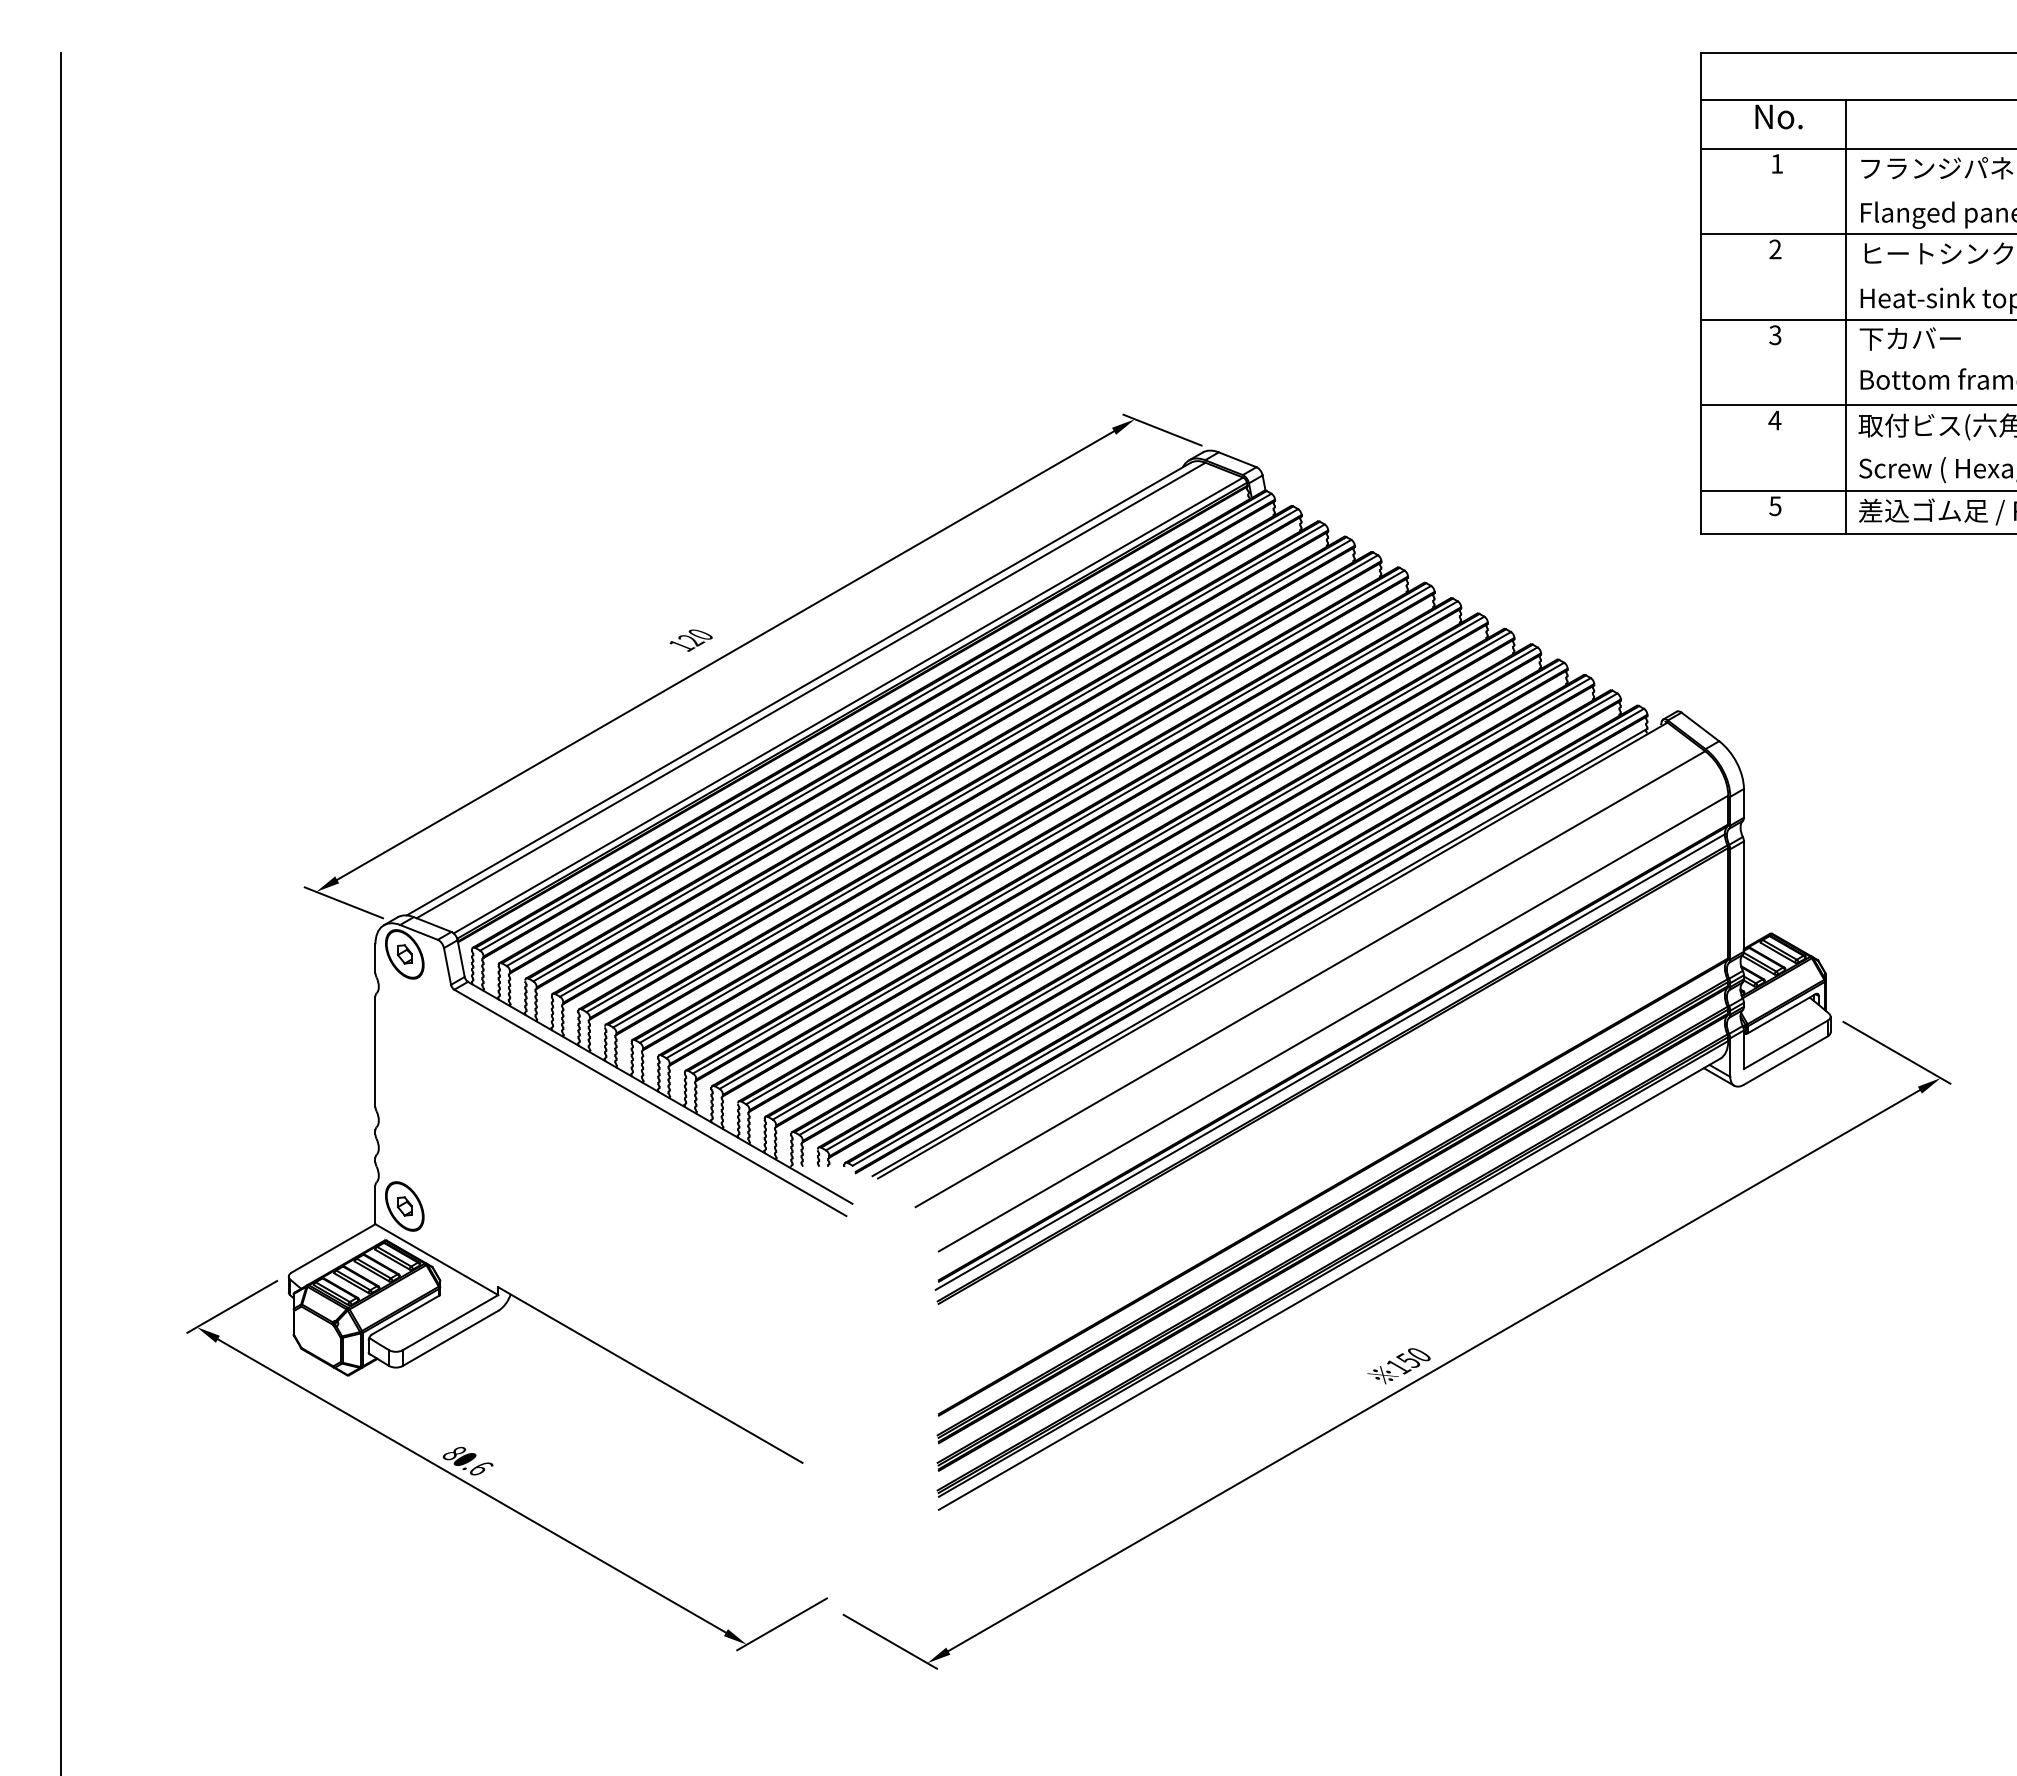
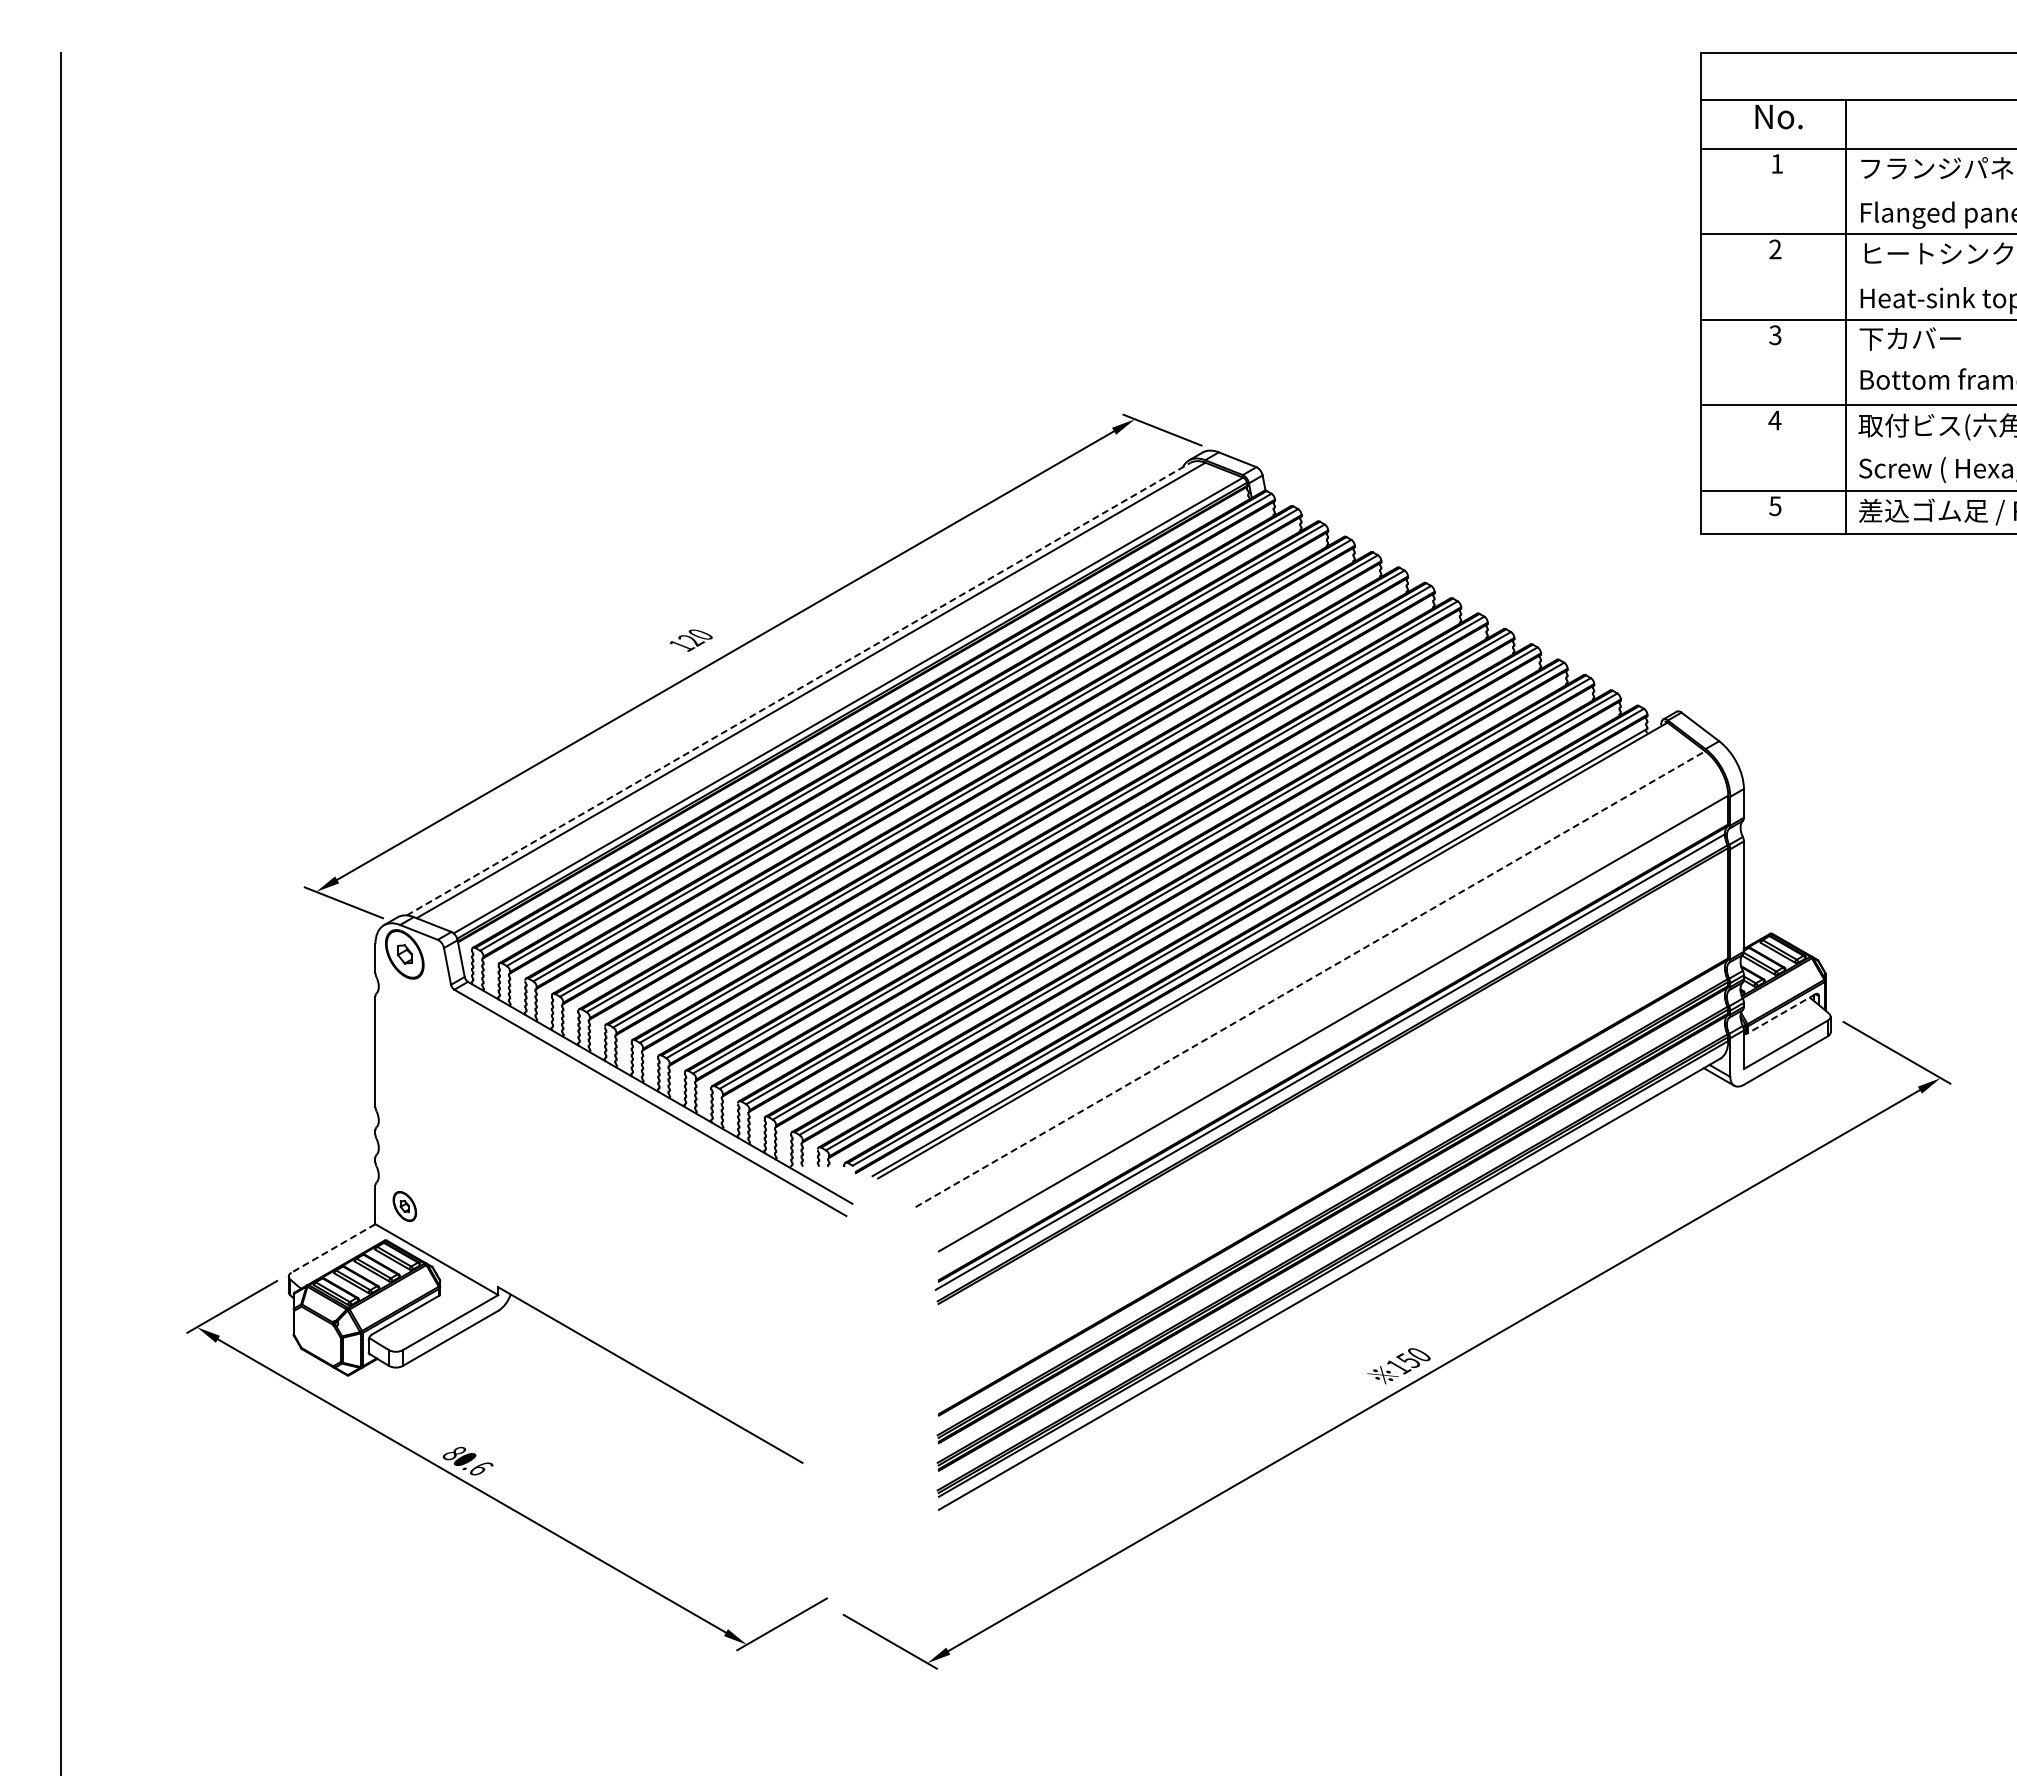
line: solid -> dashed (799, 688)
line: solid -> dashed (1310, 979)
line: solid -> dashed (1781, 1013)
part size: 40x51 px -> 26x31 px (404, 1206)
line: solid -> dashed (333, 1248)
